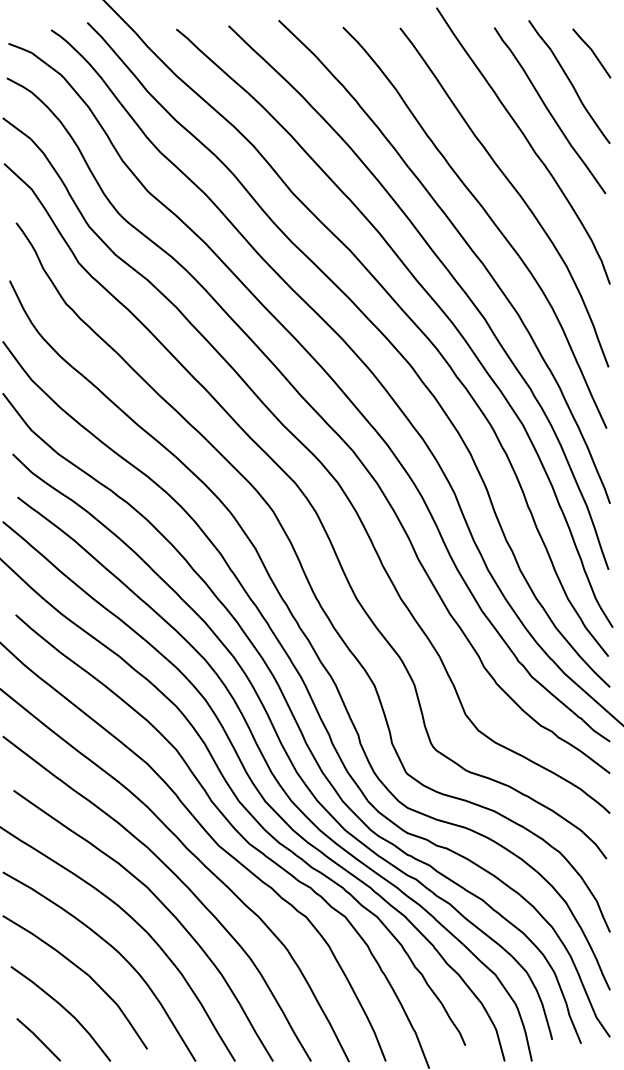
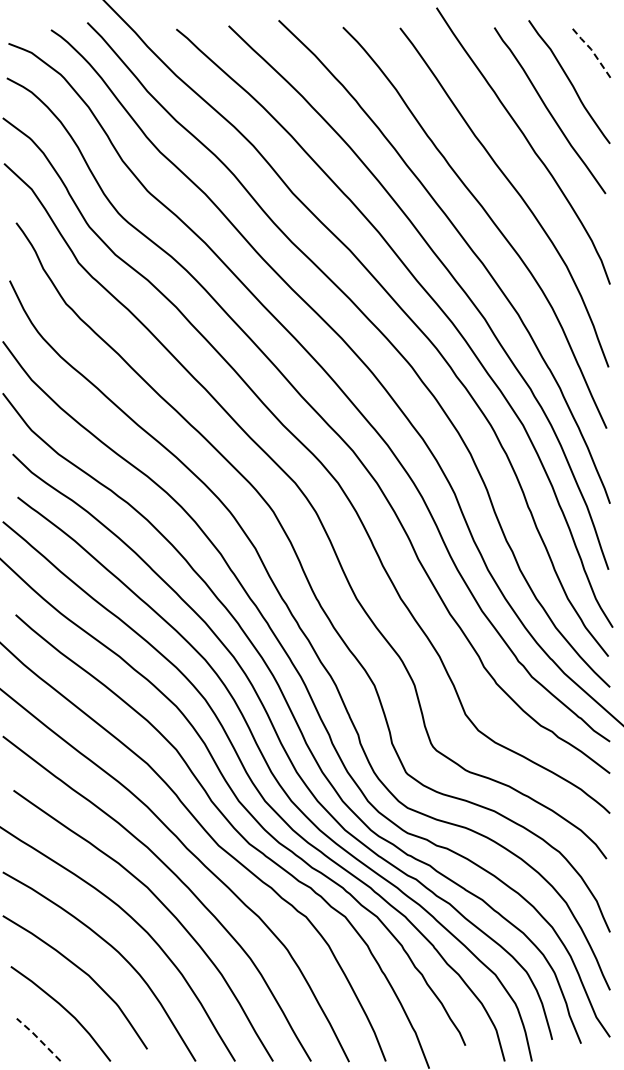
line: solid -> dashed (592, 51)
line: solid -> dashed (38, 1038)
